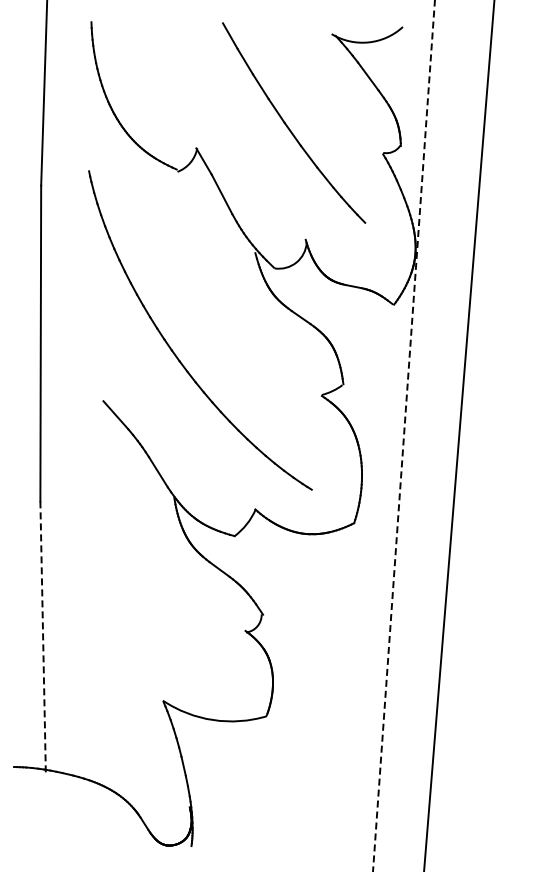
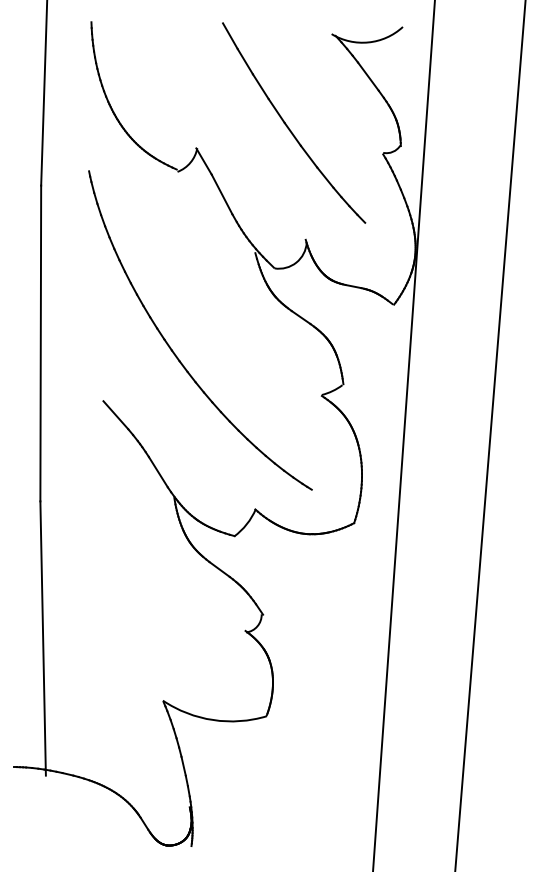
line position: (459, 435) -> (490, 435) (490, 435)
line: dashed -> solid (403, 436)
line: dashed -> solid (43, 639)
